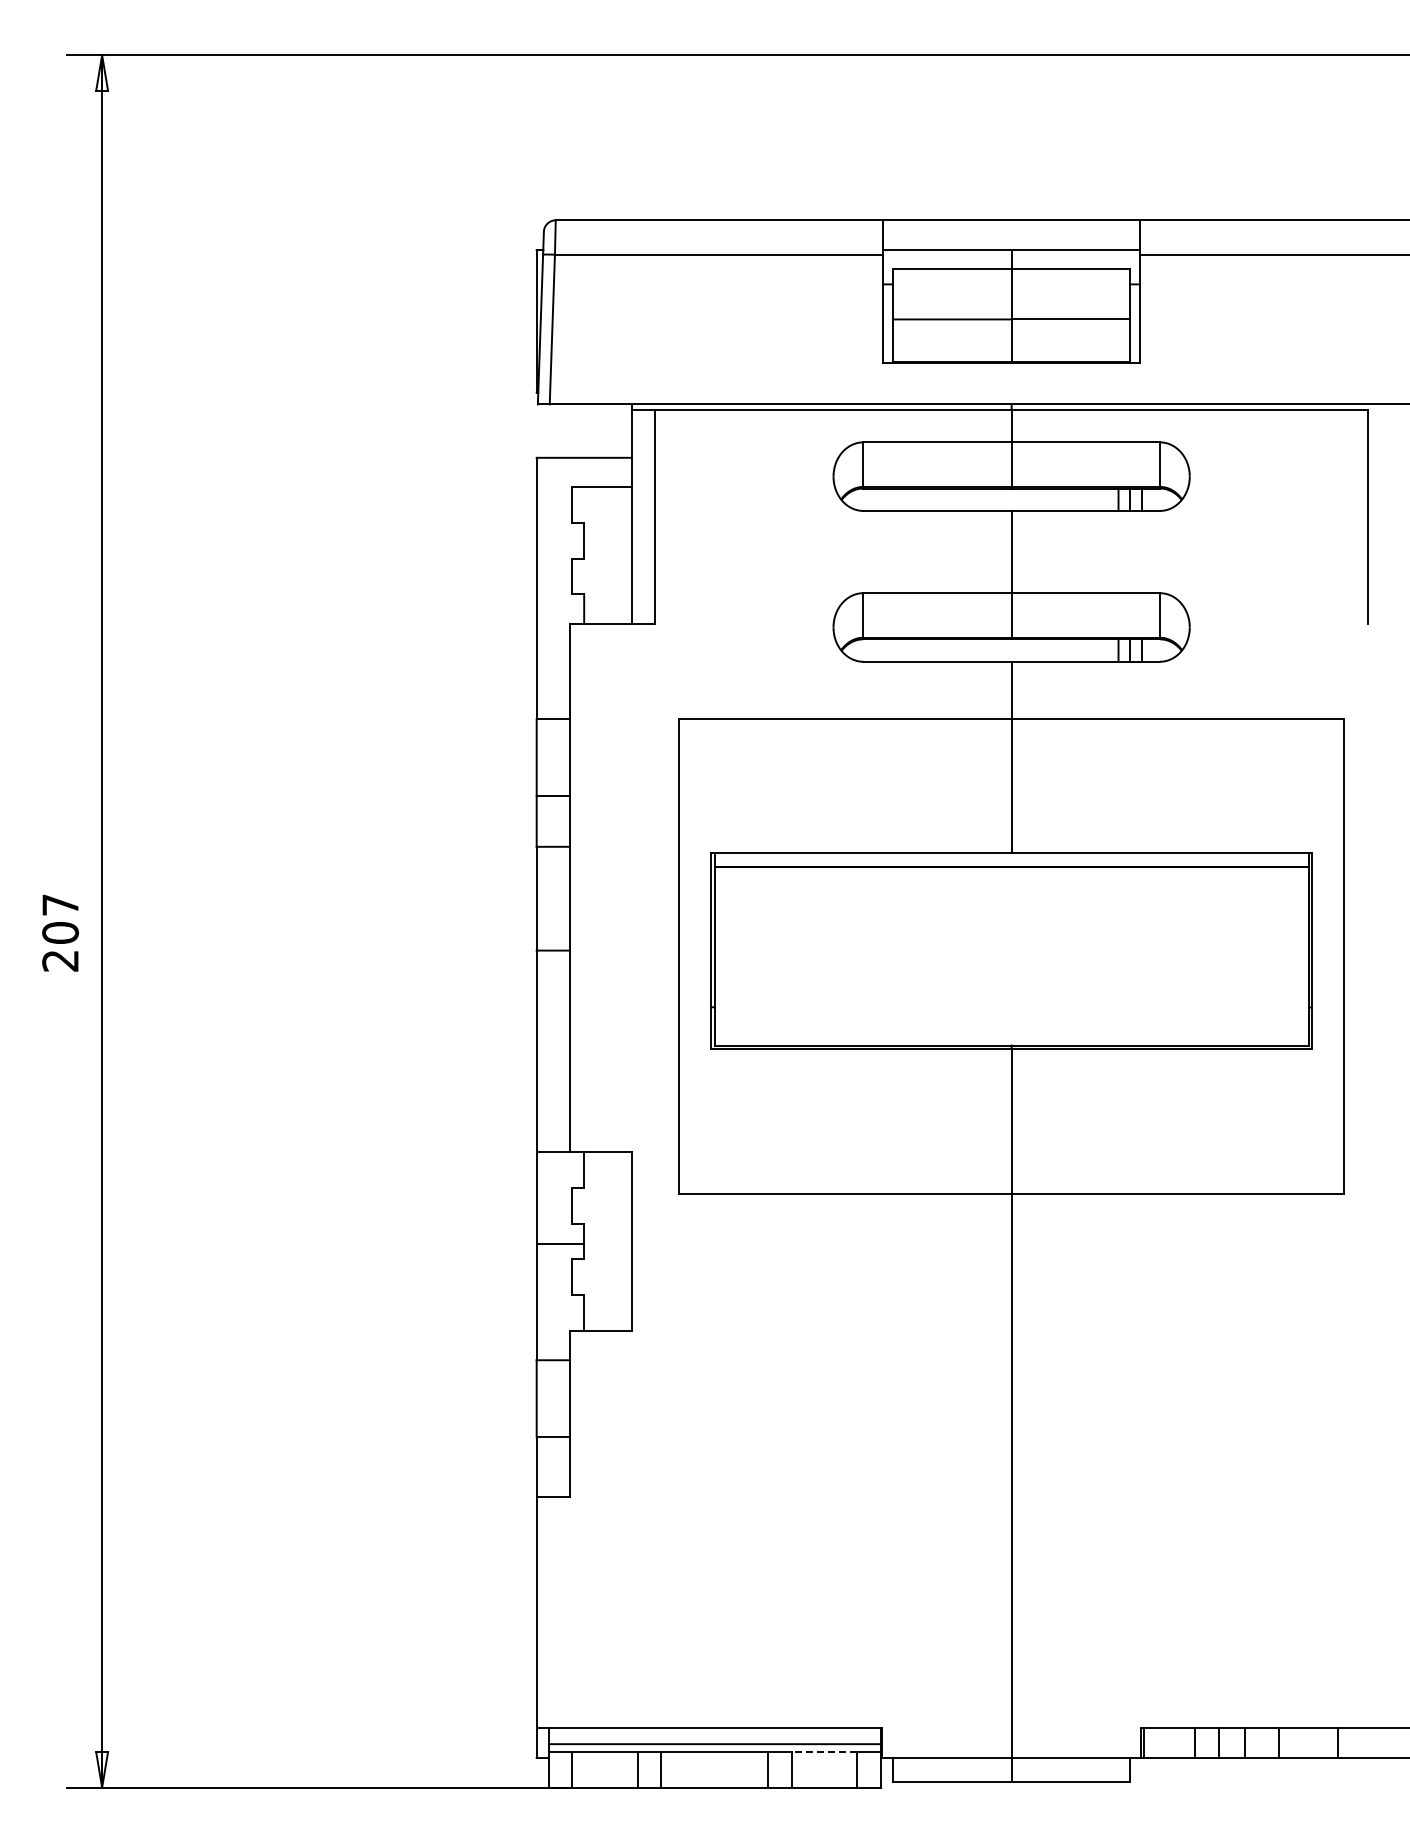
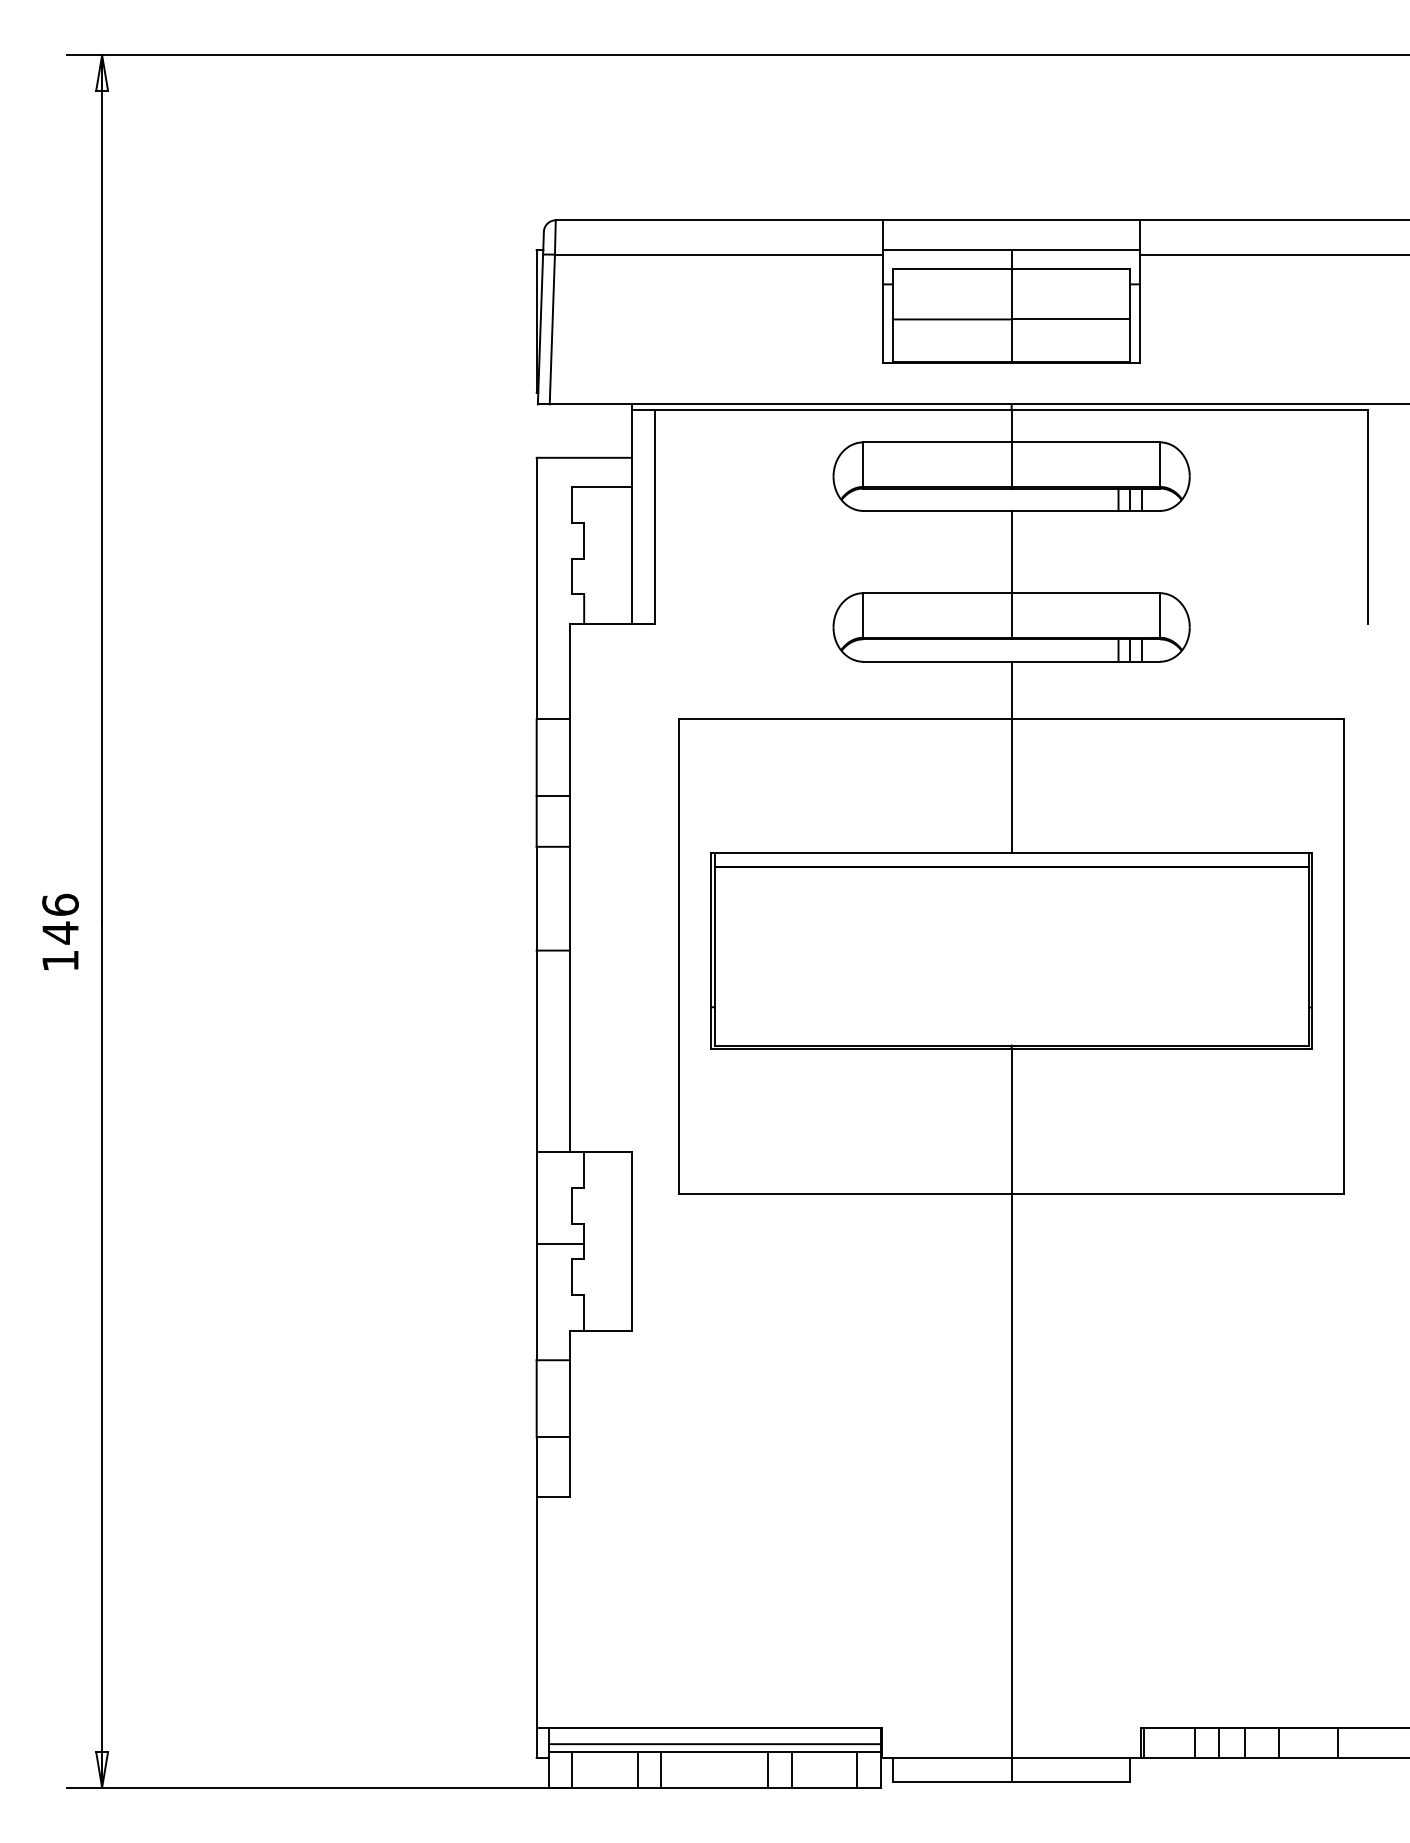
text: 207 -> 146 (60, 932)
line: dashed -> solid (824, 1752)
